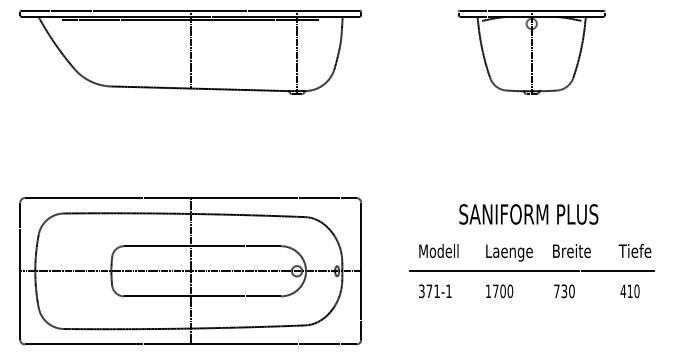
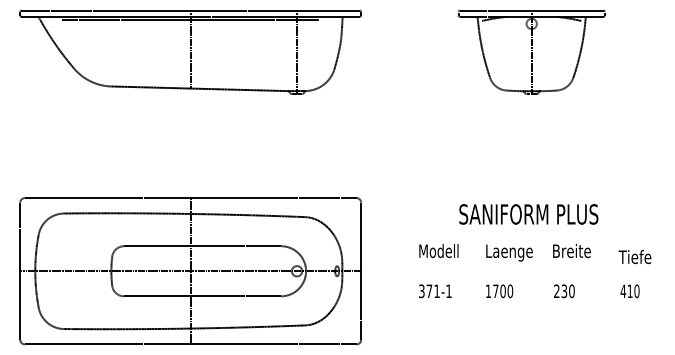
text position: (634, 251) -> (634, 257) (634, 257)
line: present -> none (531, 271)
text: 730 -> 230 (556, 290)
